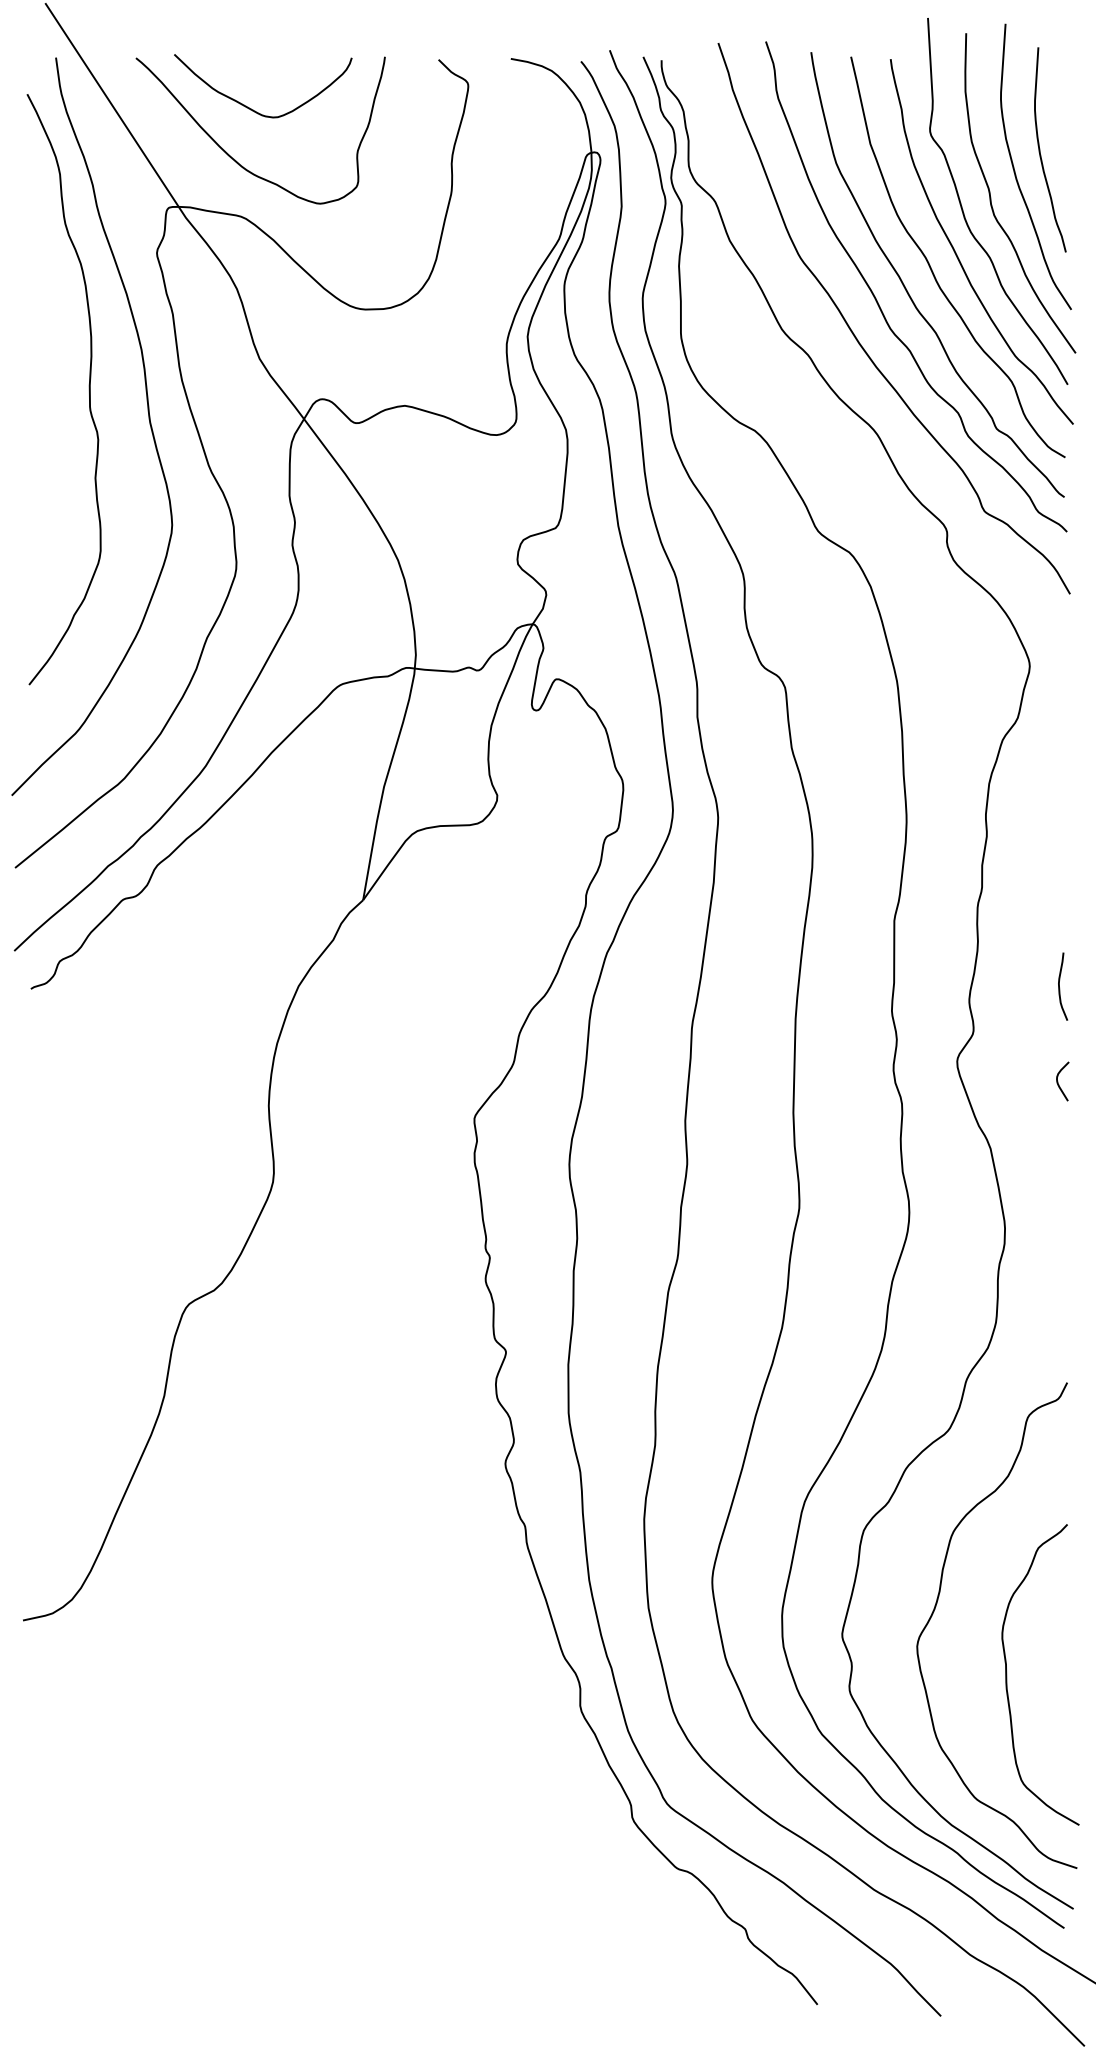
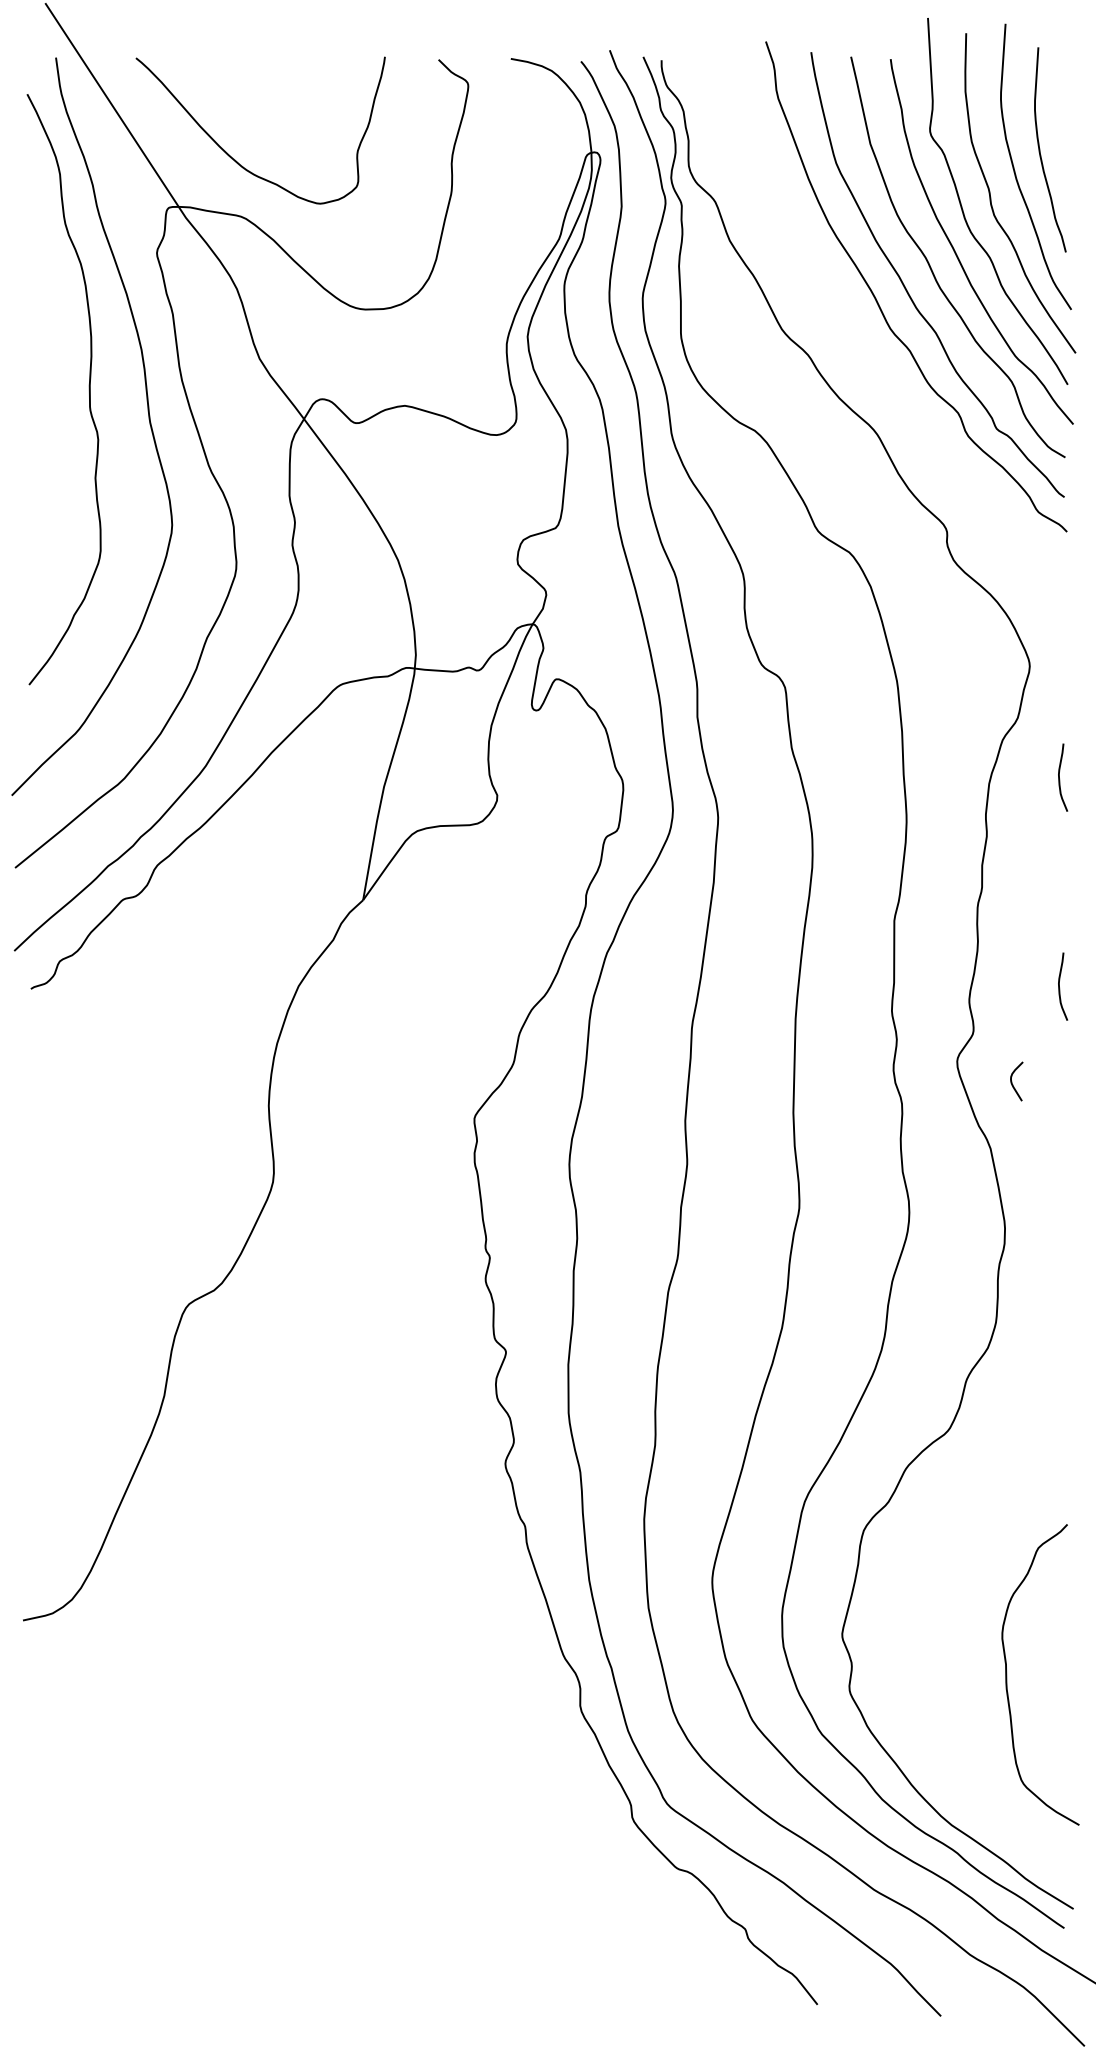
curve: present -> none (251, 108)
curve: present -> none (859, 341)
curve: none -> present (1060, 779)
curve position: (1058, 1081) -> (1012, 1081) (1012, 1081)
curve: present -> none (936, 1606)
